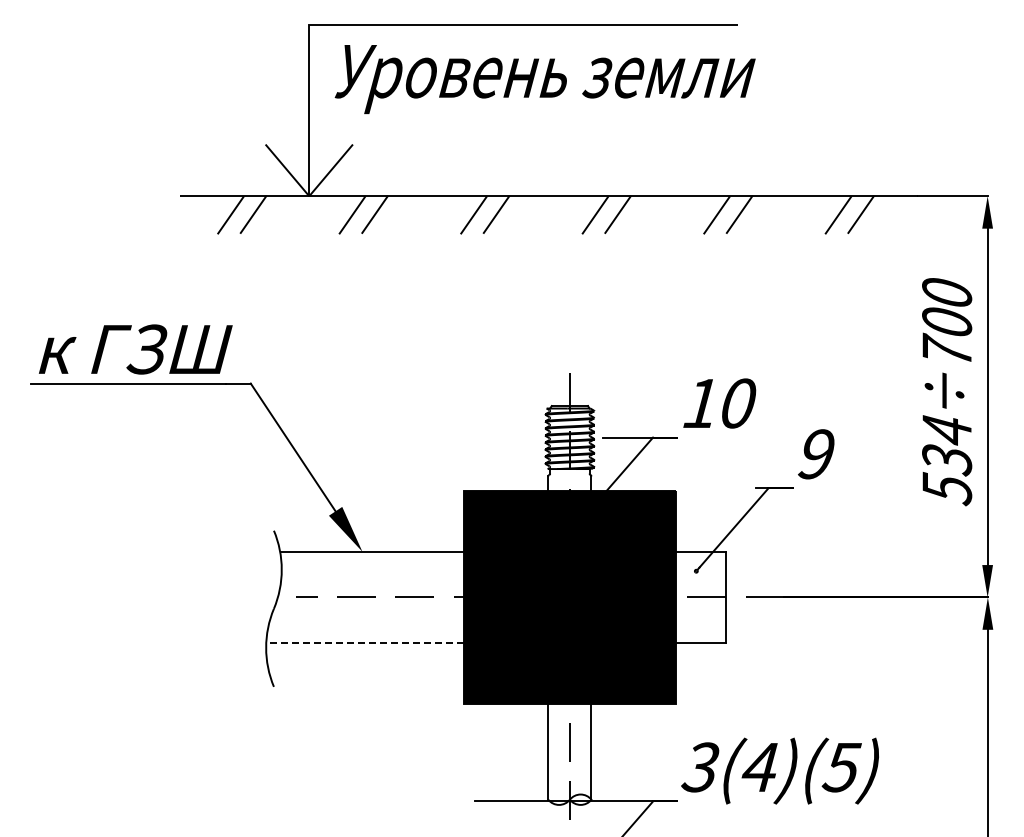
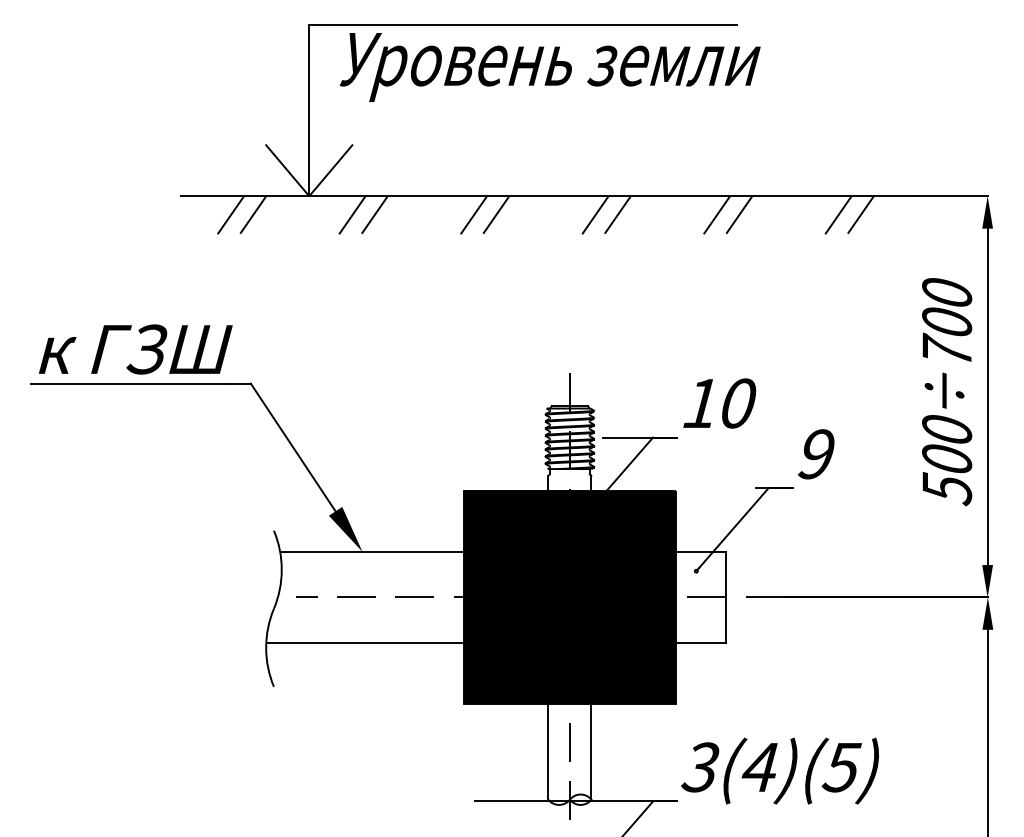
text position: (544, 79) -> (549, 67) (549, 67)
text: 534 -> 500 (947, 445)
line: dashed -> solid (364, 642)
